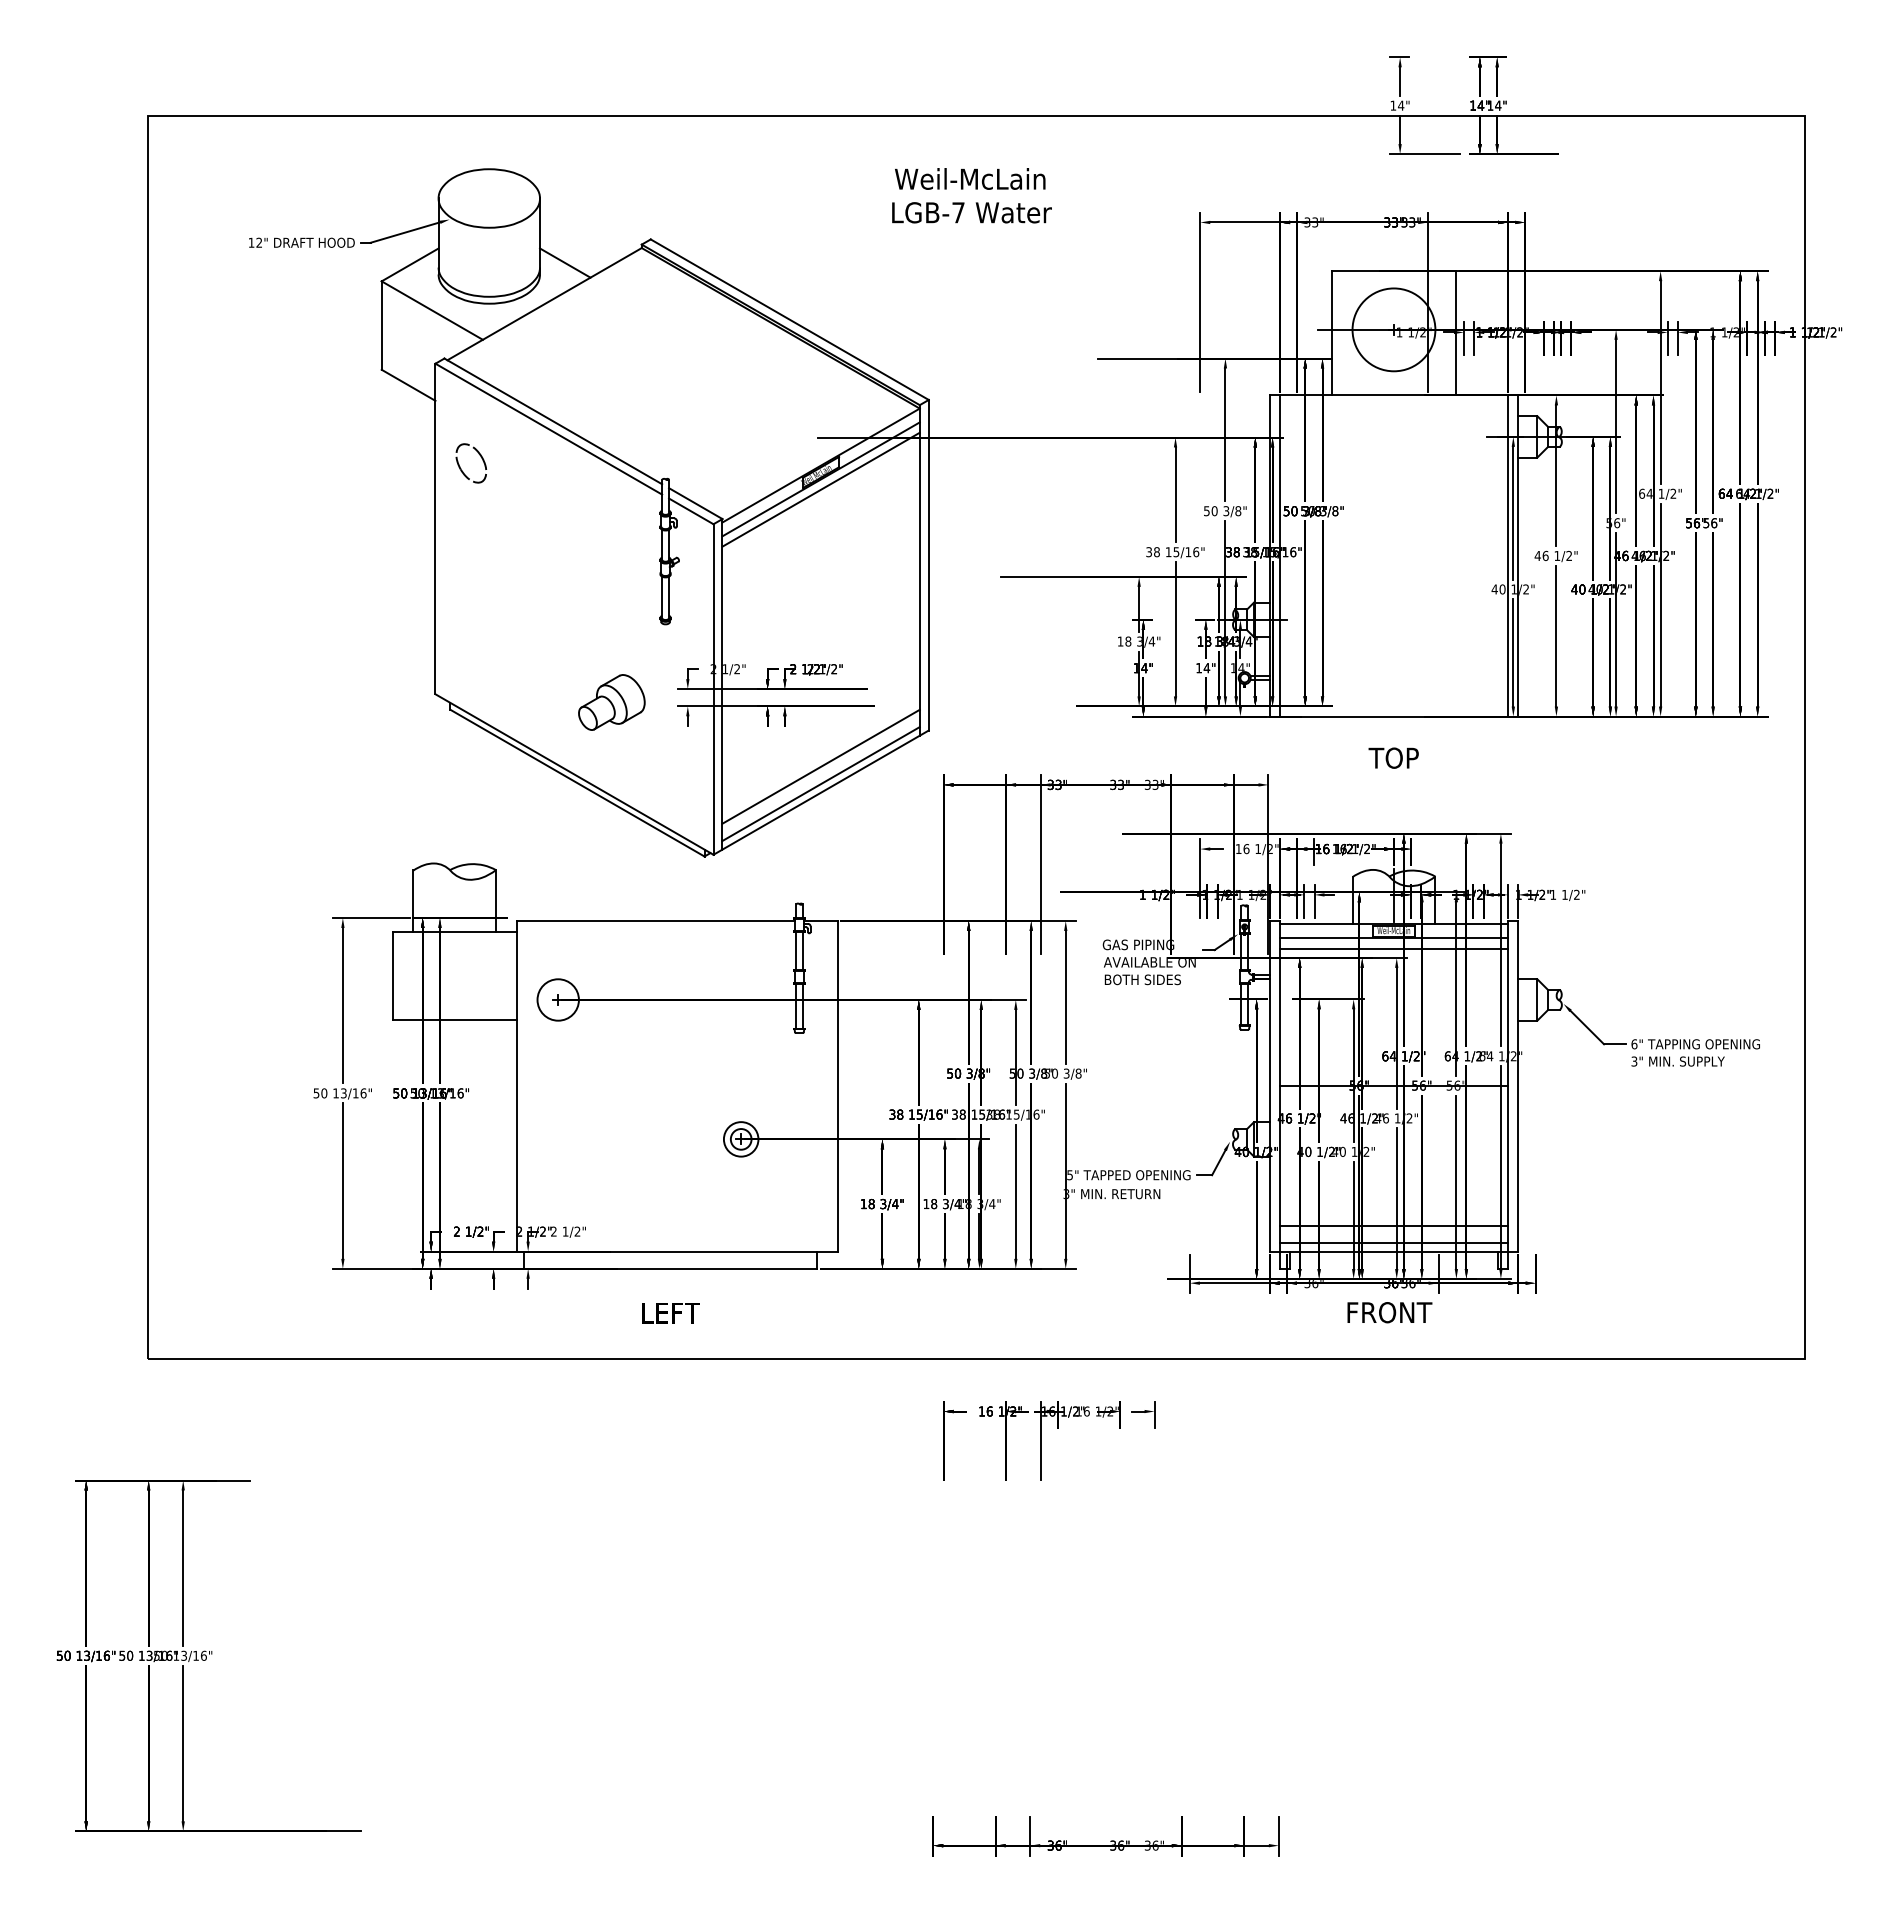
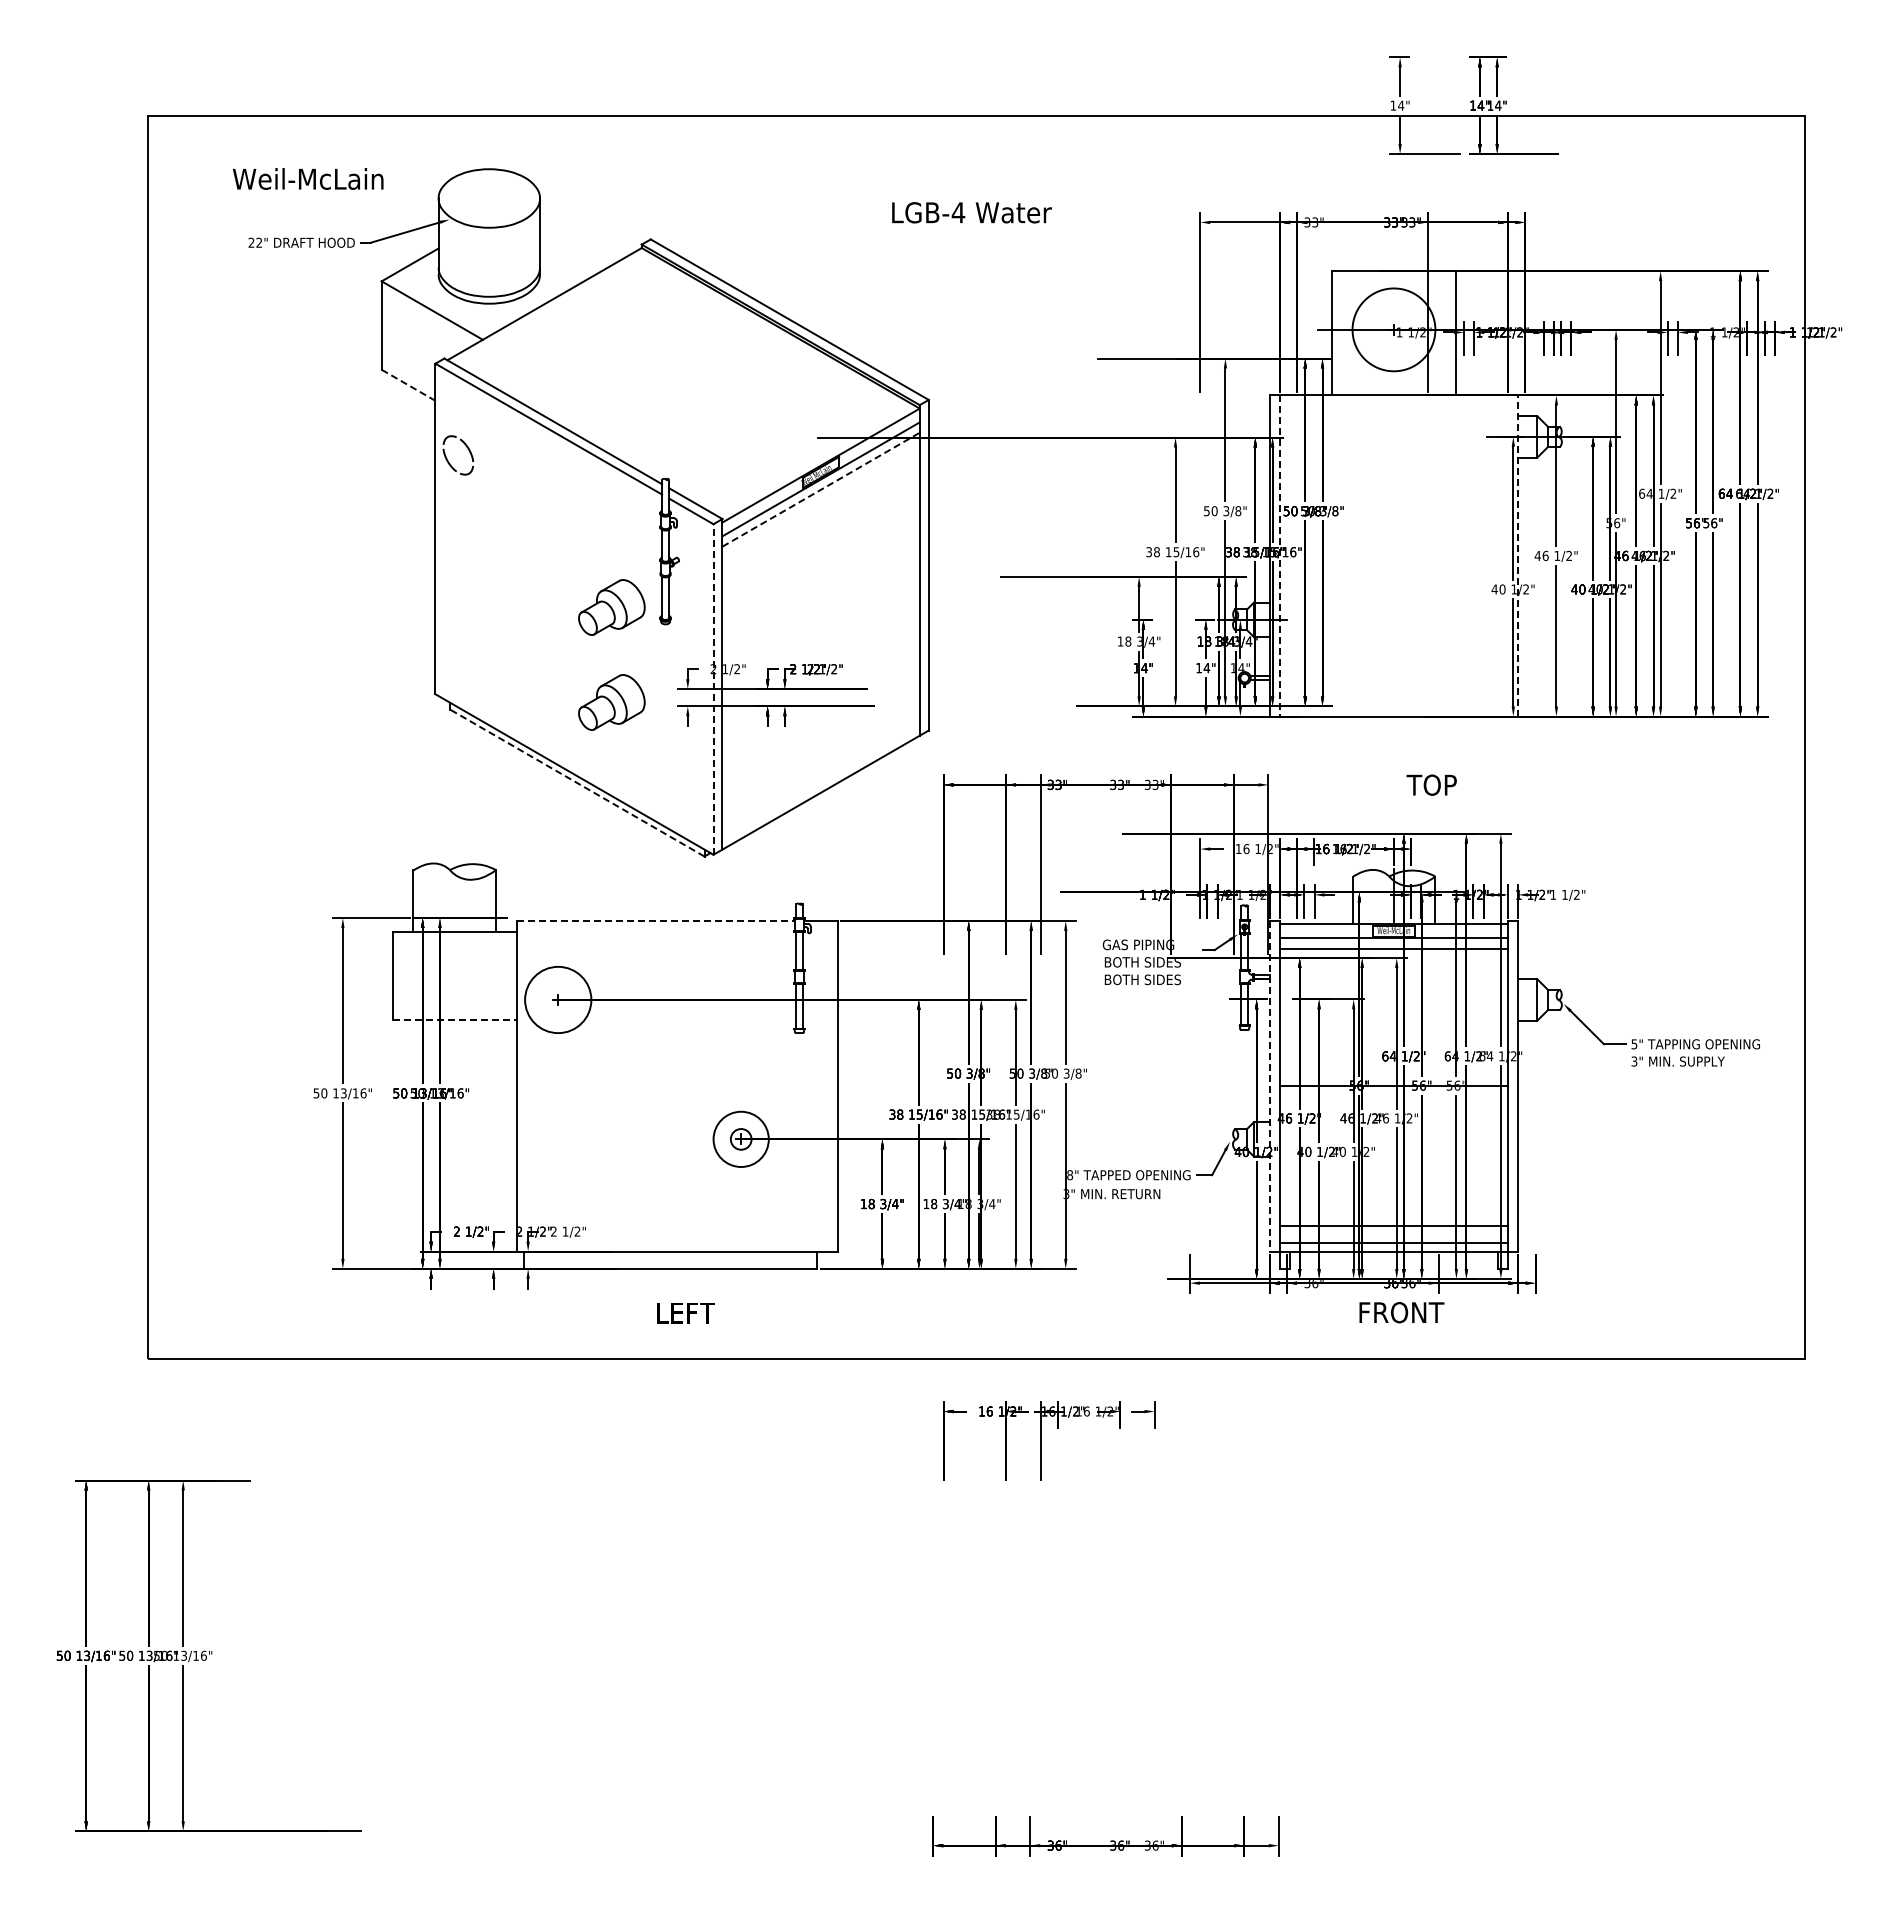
text position: (970, 178) -> (308, 178) (308, 178)
text: LGB-7 -> LGB-4 (958, 212)
text: 12" -> 22" (251, 242)
line: present -> none (565, 262)
line: solid -> dashed (408, 385)
part position: (481, 458) -> (468, 450) (468, 450)
line: solid -> dashed (821, 489)
line: solid -> dashed (1280, 555)
line: present -> none (1507, 555)
line: solid -> dashed (1518, 555)
part: none -> present (611, 607)
line: solid -> dashed (713, 689)
text position: (1393, 757) -> (1431, 784) (1431, 784)
line: present -> none (820, 766)
line: solid -> dashed (577, 783)
line: present -> none (820, 783)
line: solid -> dashed (656, 921)
text: AVAILABLE ON -> BOTH SIDES (1149, 962)
circle diameter: 41 px -> 66 px (558, 999)
line: solid -> dashed (455, 1020)
text: 6" -> 5" (1634, 1044)
line: solid -> dashed (1269, 1086)
circle diameter: 35 px -> 55 px (740, 1139)
text: 5" -> 8" (1070, 1175)
text position: (1389, 1312) -> (1401, 1312) (1401, 1312)
text position: (670, 1313) -> (685, 1313) (685, 1313)
